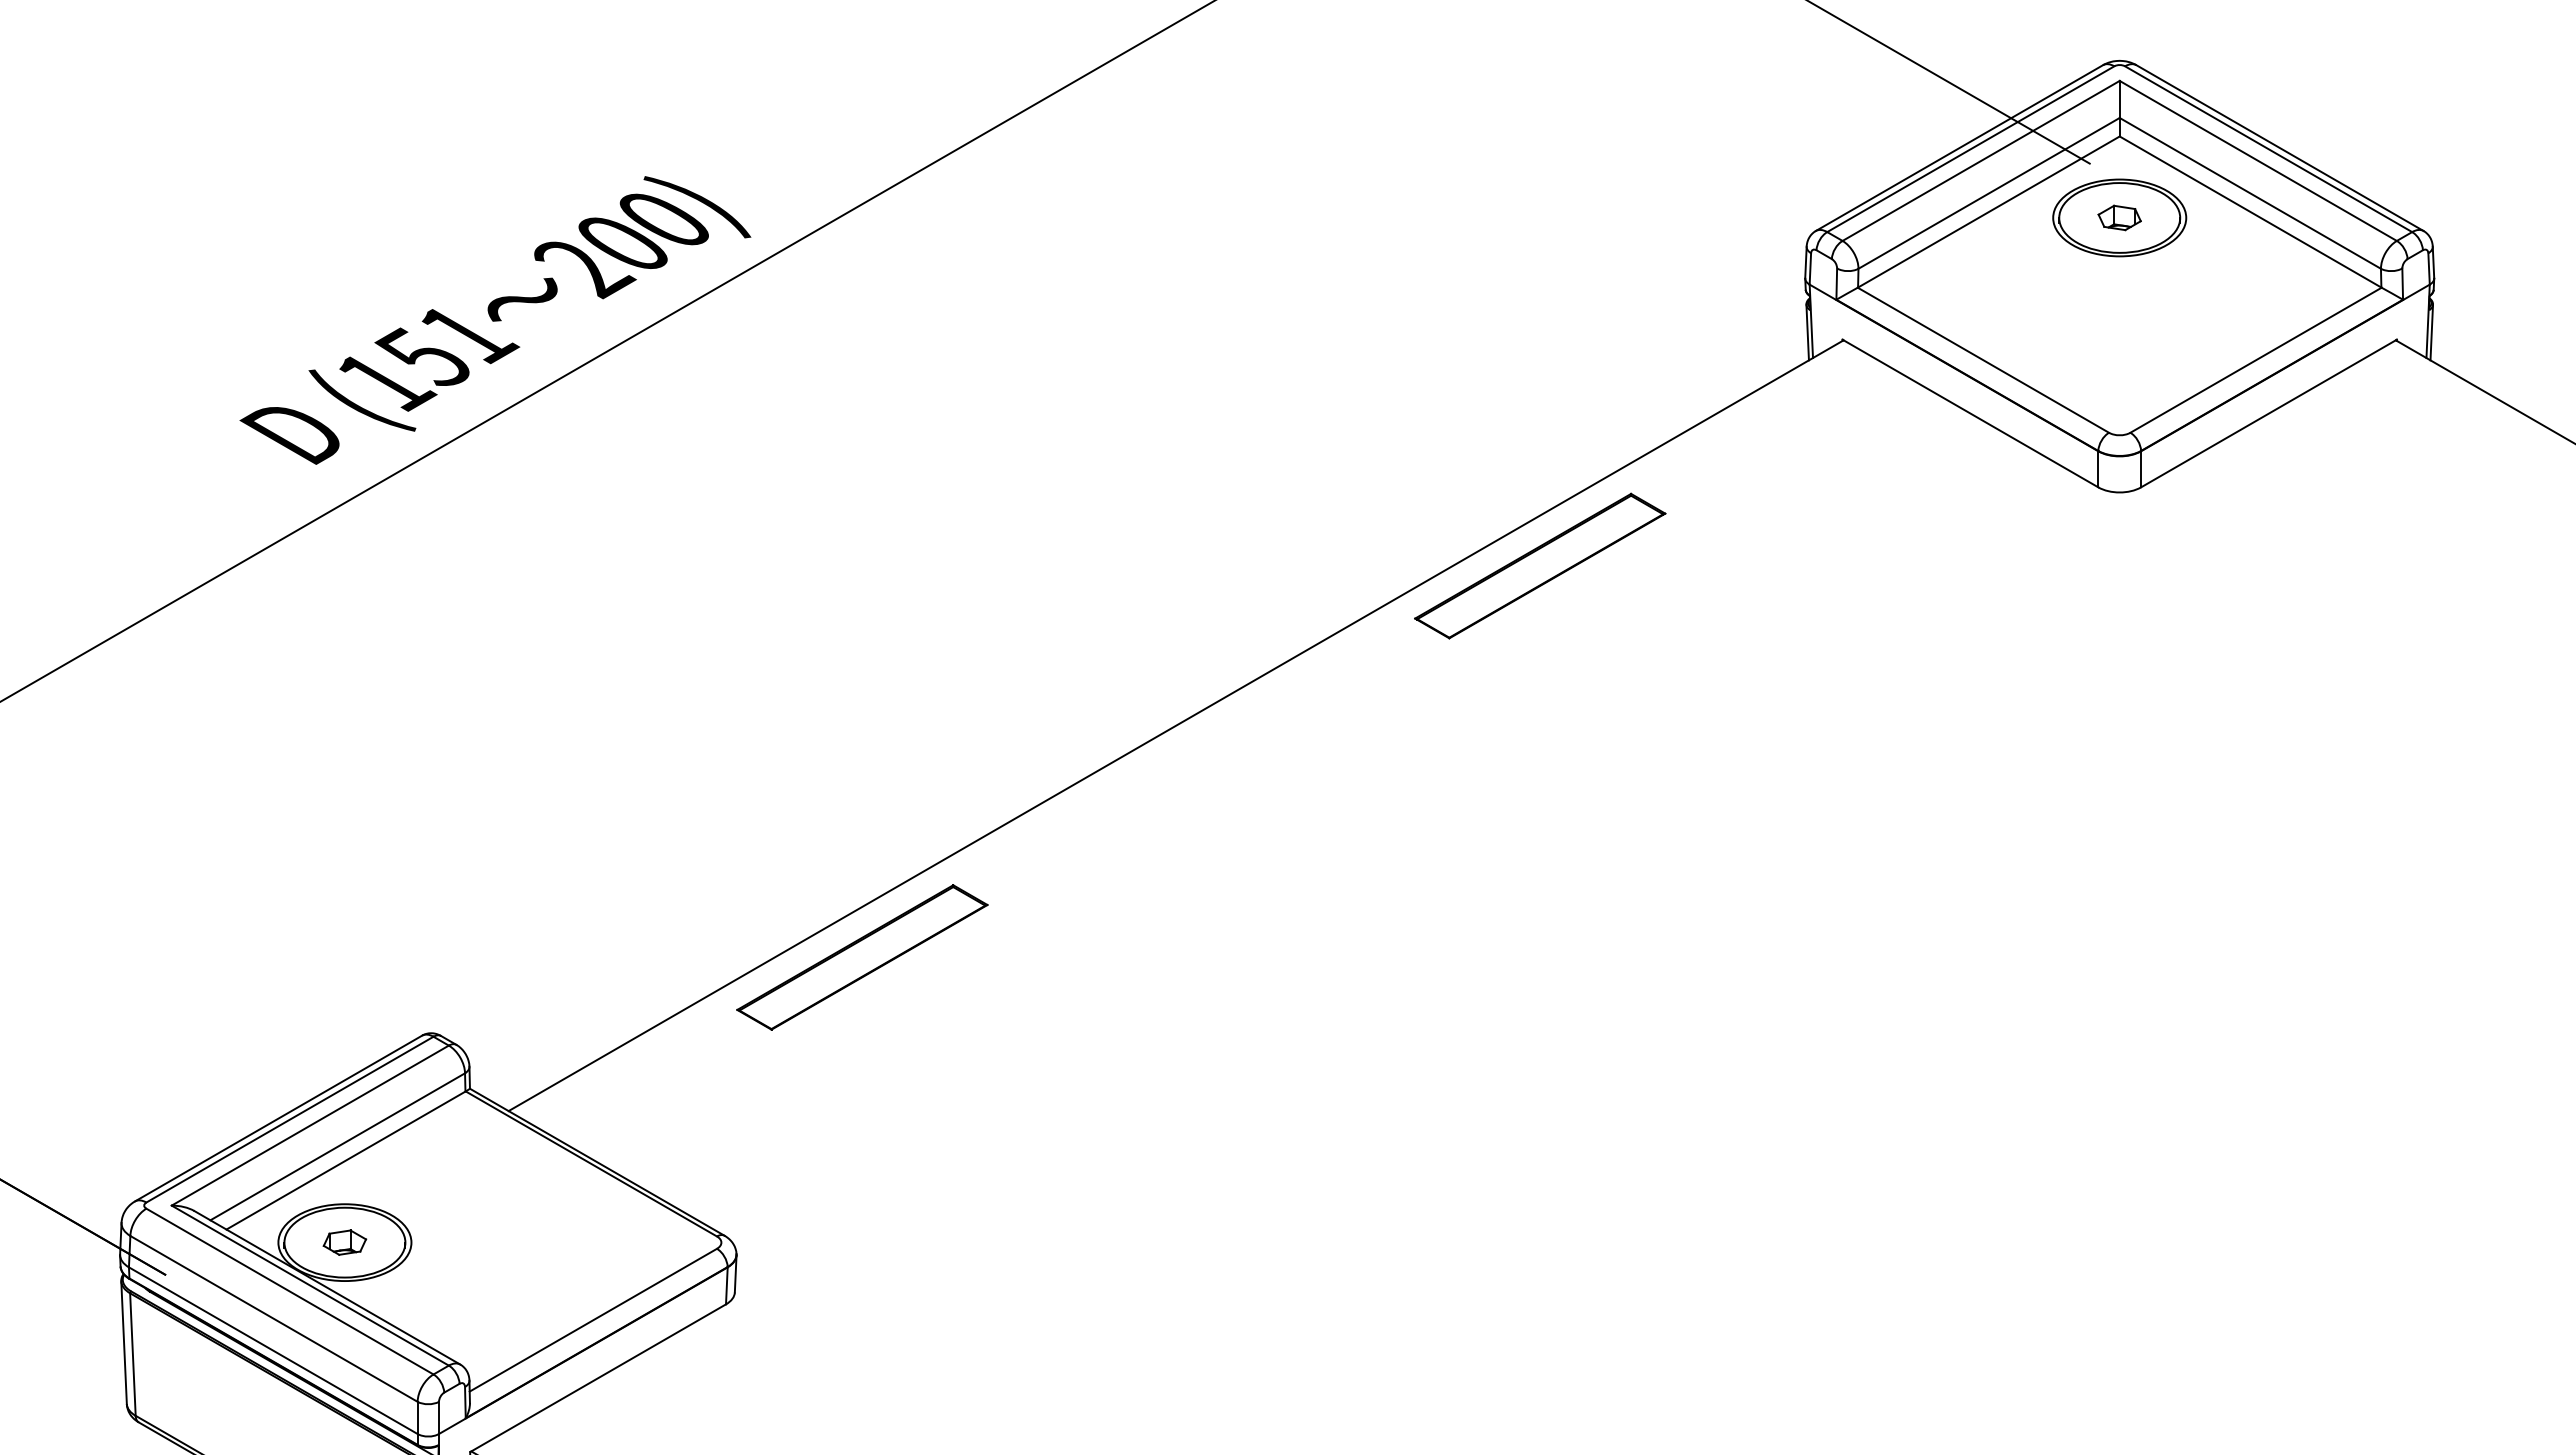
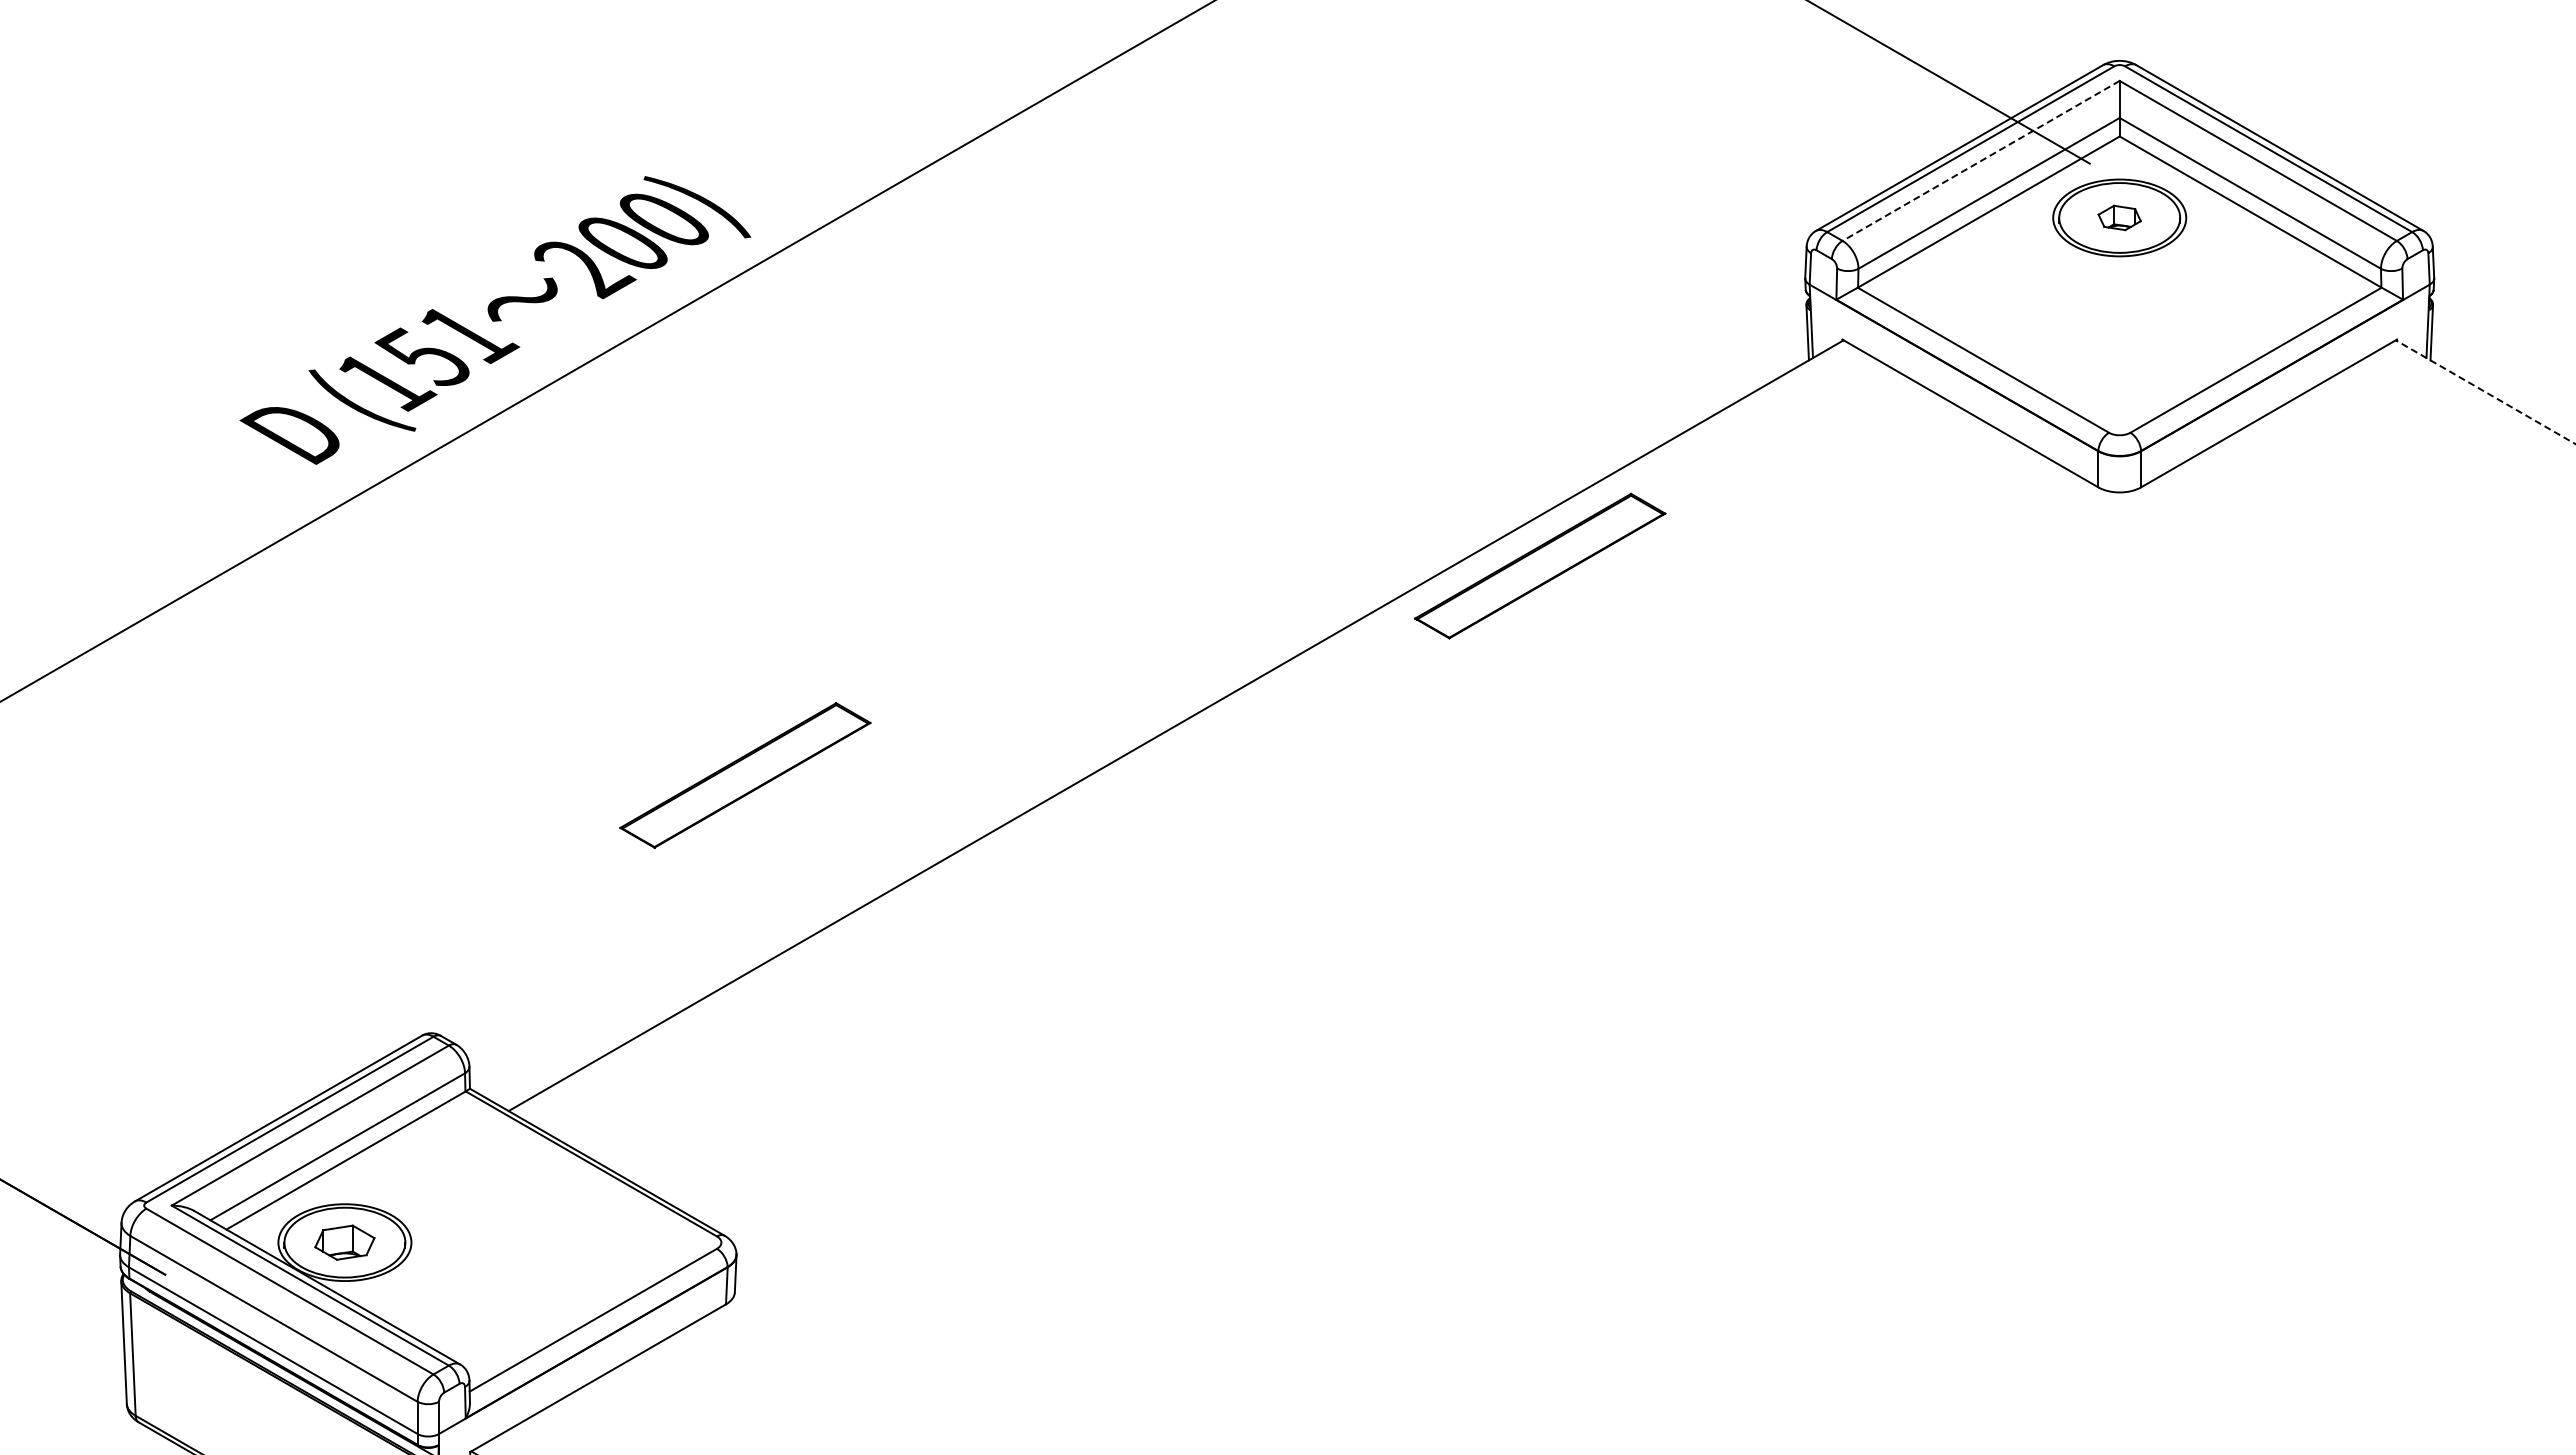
line: solid -> dashed (1980, 161)
line: solid -> dashed (2485, 392)
part position: (862, 957) -> (745, 775) (745, 775)
part size: 46x27 px -> 62x37 px (344, 1242)
